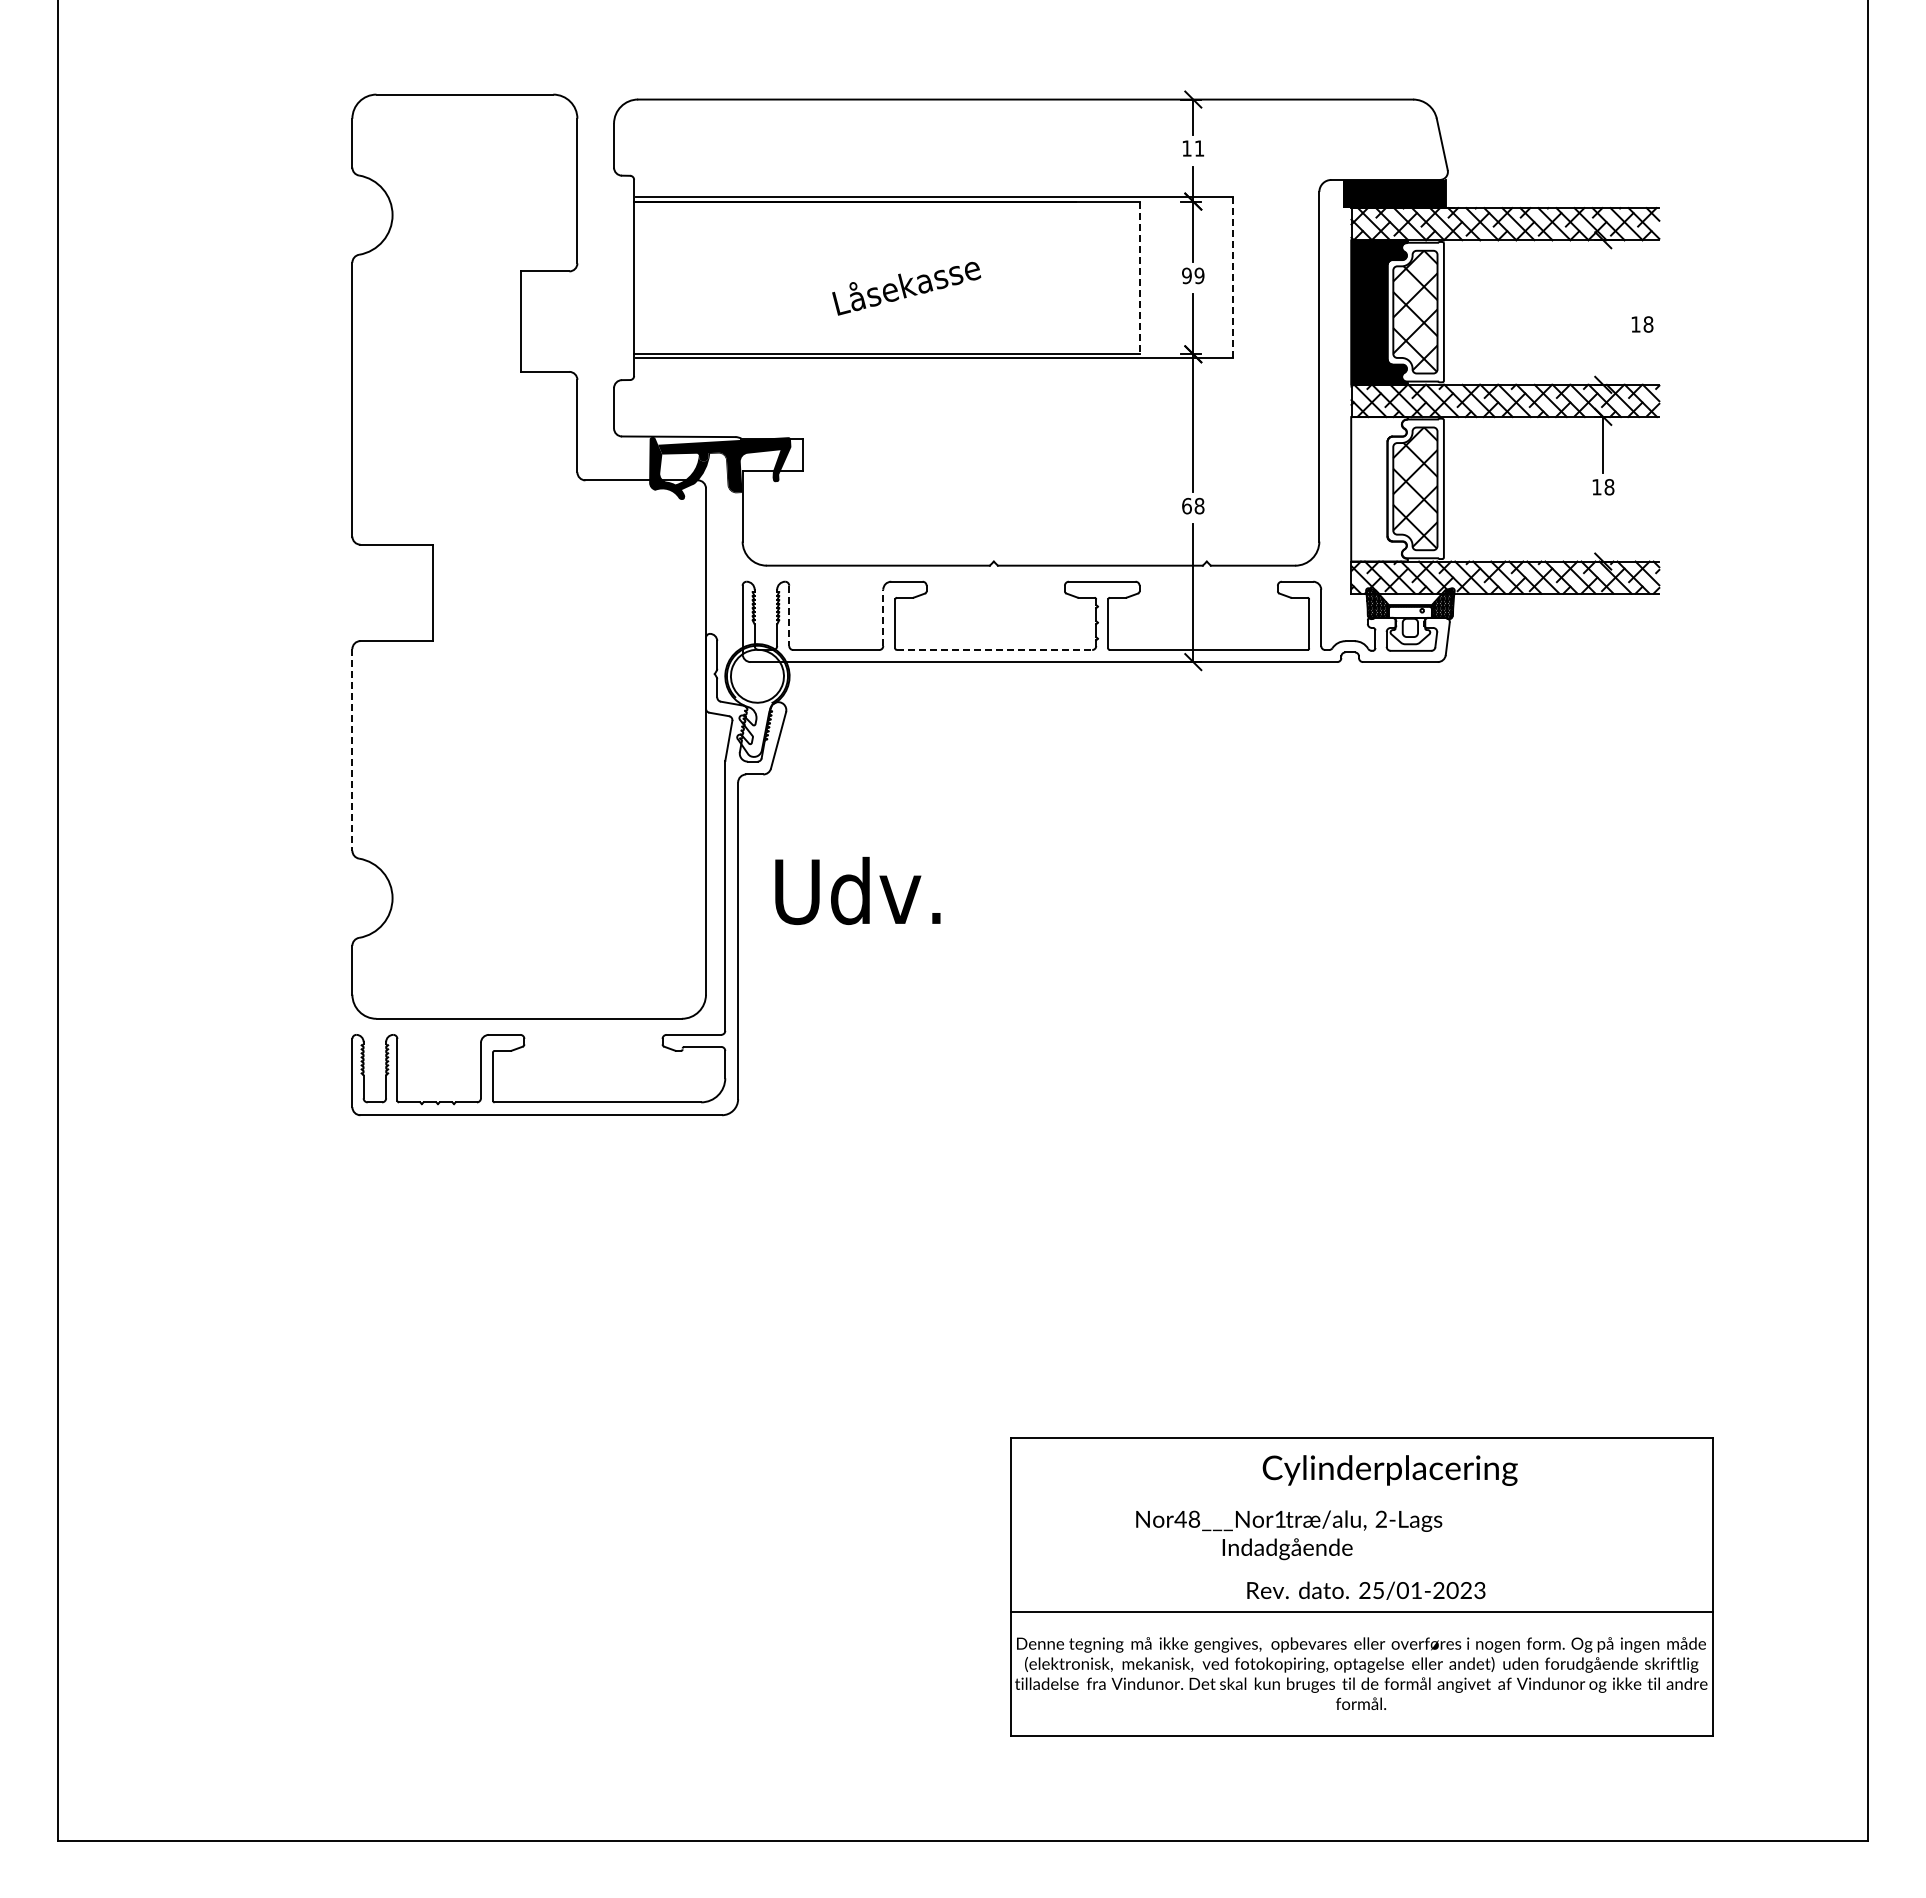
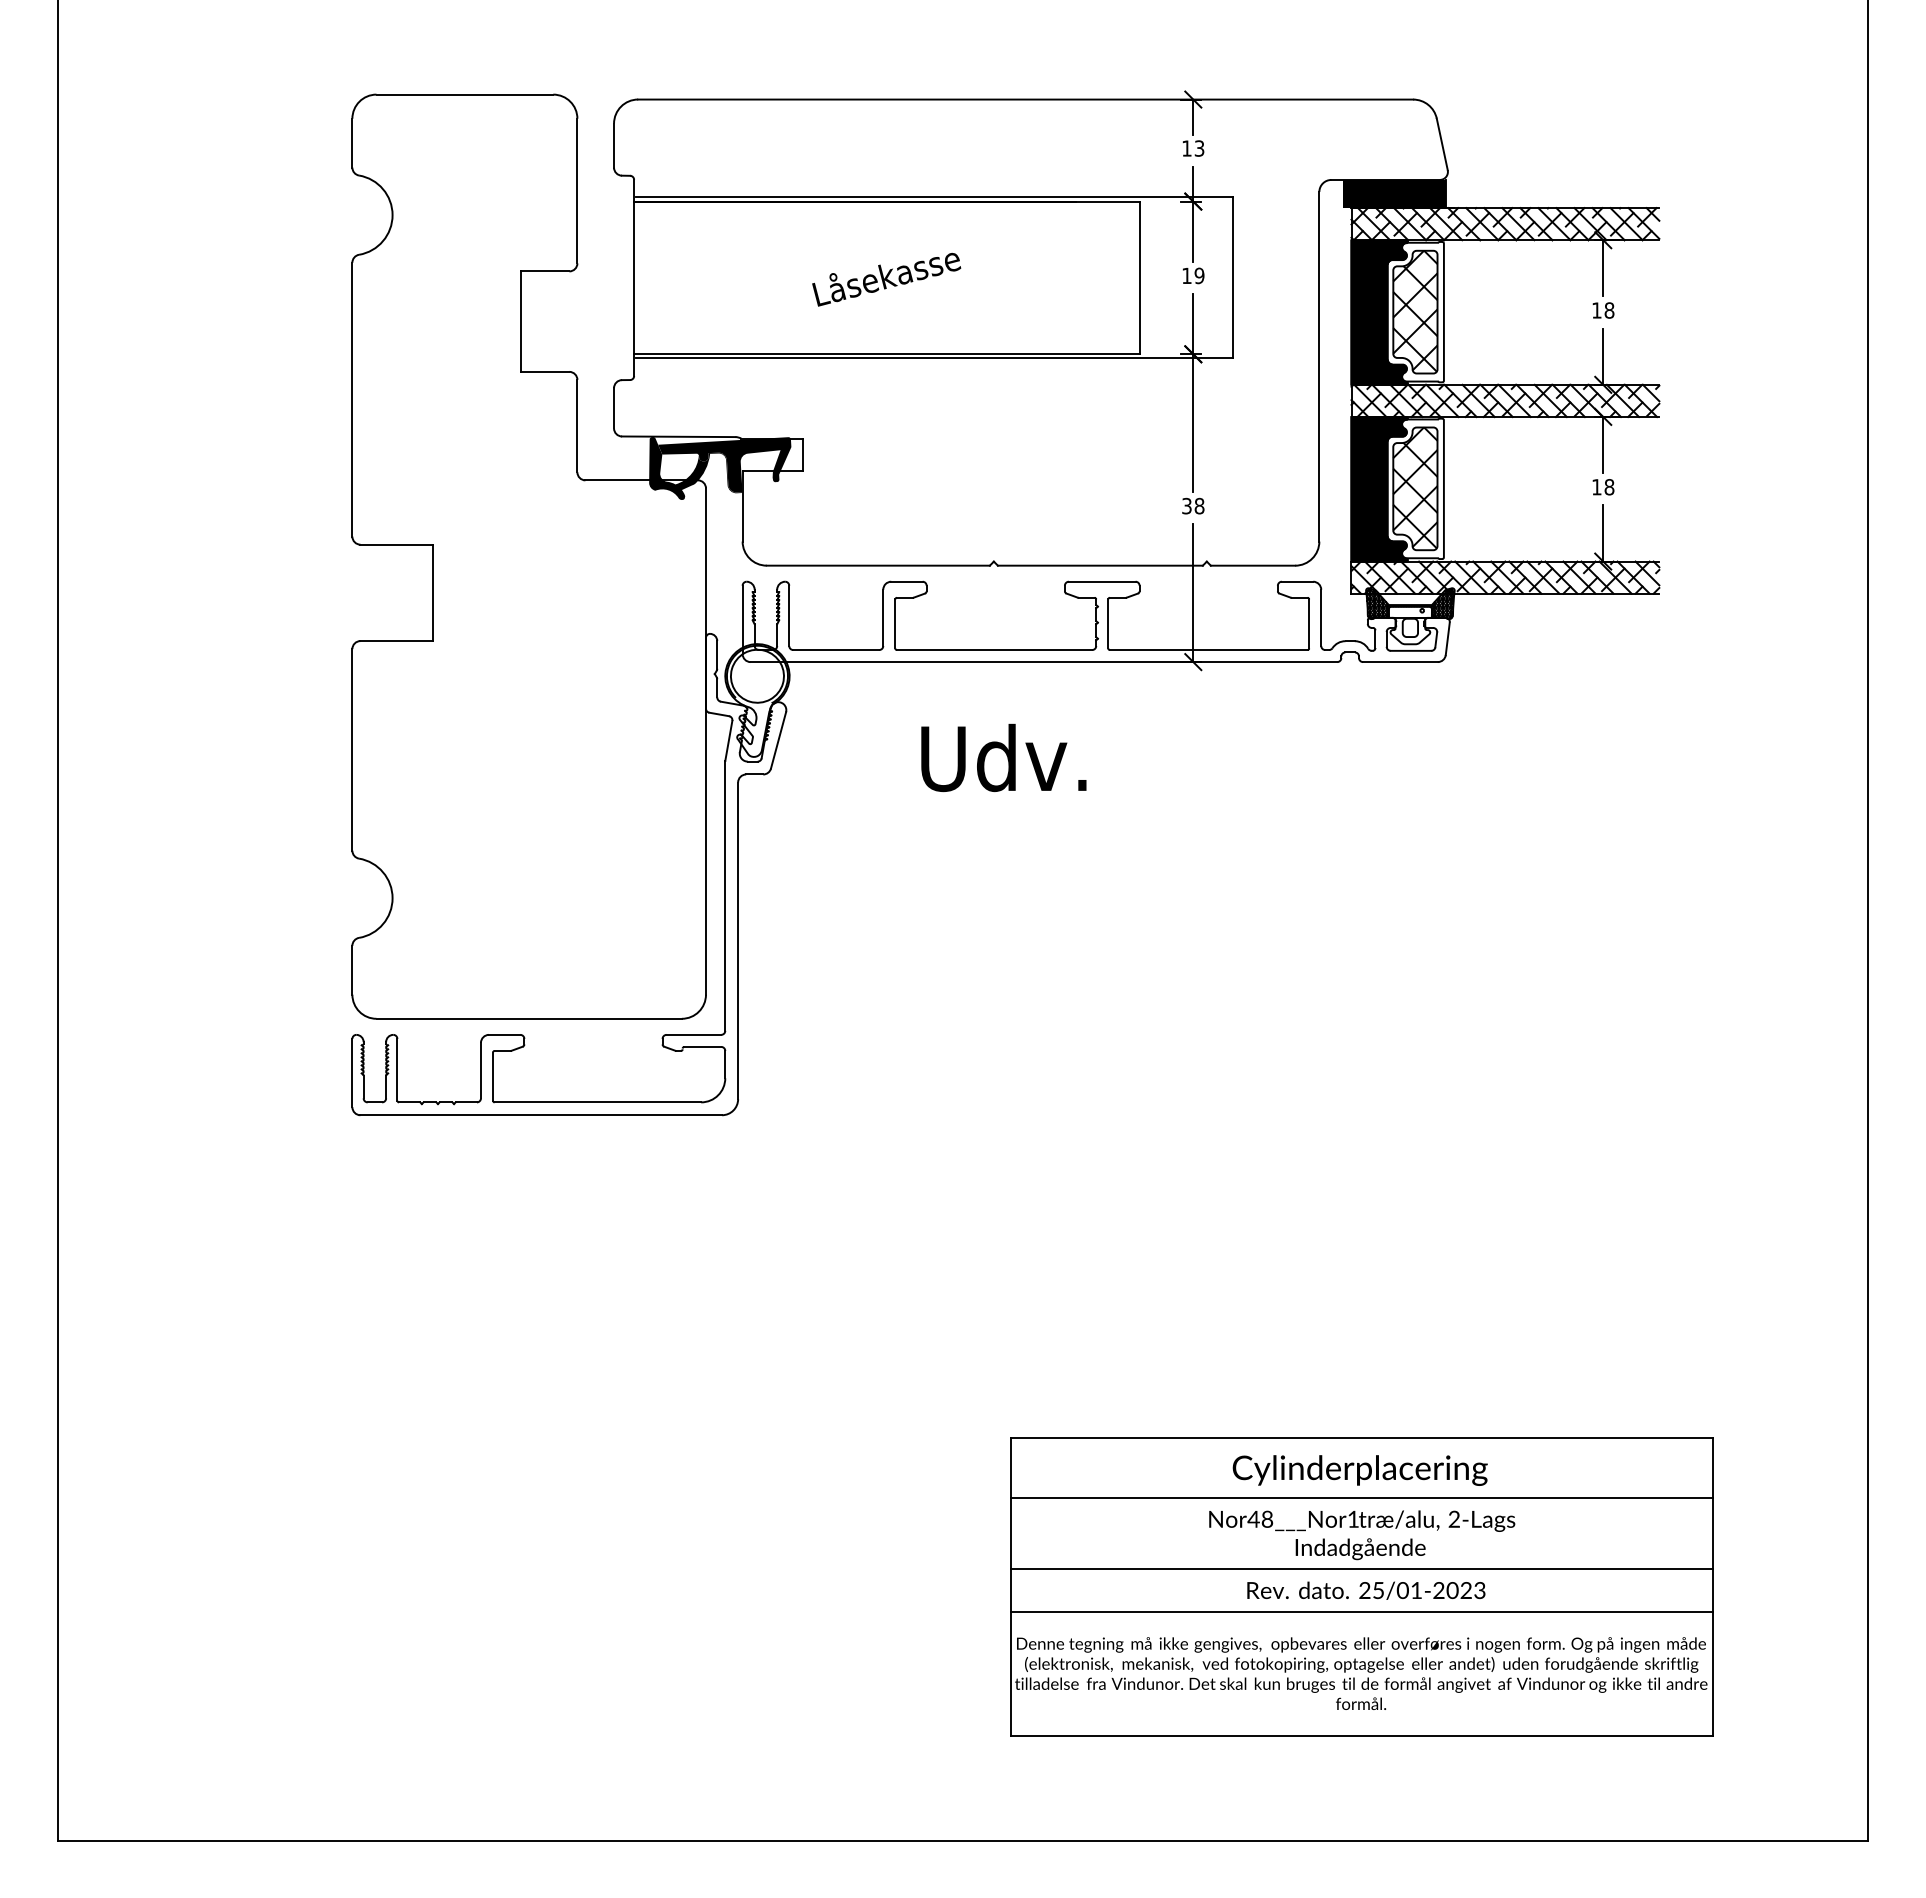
text: 11 -> 13 (1199, 148)
line: none -> present (1603, 268)
text: 99 -> 19 (1186, 275)
line: dashed -> solid (1232, 277)
line: dashed -> solid (1140, 278)
text position: (906, 288) -> (886, 279) (886, 279)
text position: (1642, 324) -> (1603, 310) (1603, 310)
line: none -> present (1603, 356)
fill: none -> present (1379, 489)
text: 68 -> 38 (1186, 505)
line: none -> present (1603, 533)
line: dashed -> solid (789, 616)
line: dashed -> solid (883, 617)
line: dashed -> solid (994, 650)
line: dashed -> solid (352, 749)
text position: (857, 890) -> (1003, 757) (1003, 757)
text position: (1389, 1470) -> (1359, 1470) (1359, 1470)
line: none -> present (1361, 1497)
text position: (1289, 1535) -> (1362, 1535) (1362, 1535)
line: none -> present (1361, 1569)
